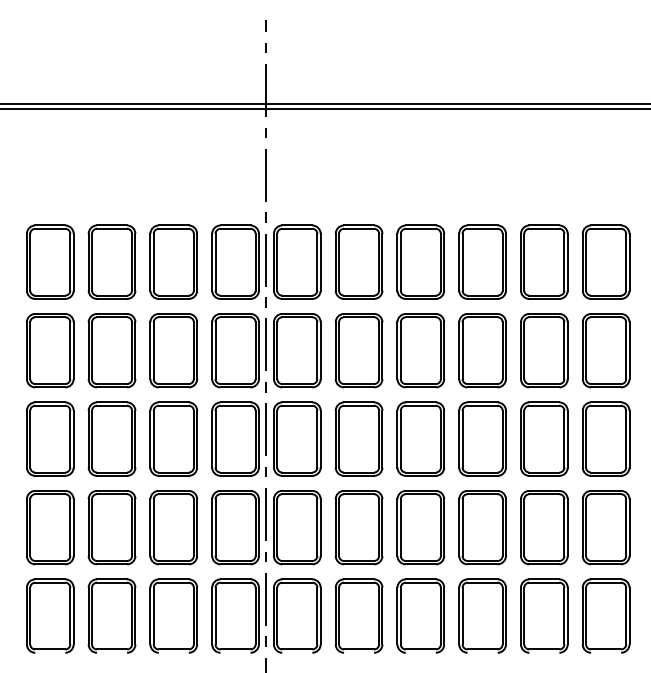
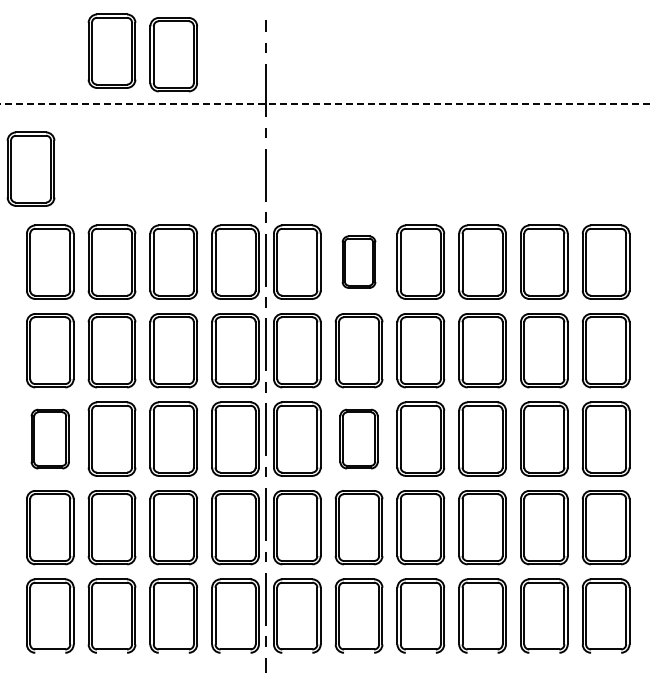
part: none -> present (111, 50)
part: none -> present (173, 54)
line: solid -> dashed (325, 103)
line: present -> none (324, 108)
part: none -> present (30, 168)
part size: 50x76 px -> 36x54 px (358, 261)
part size: 49x76 px -> 40x62 px (49, 438)
part size: 50x76 px -> 40x62 px (358, 438)
